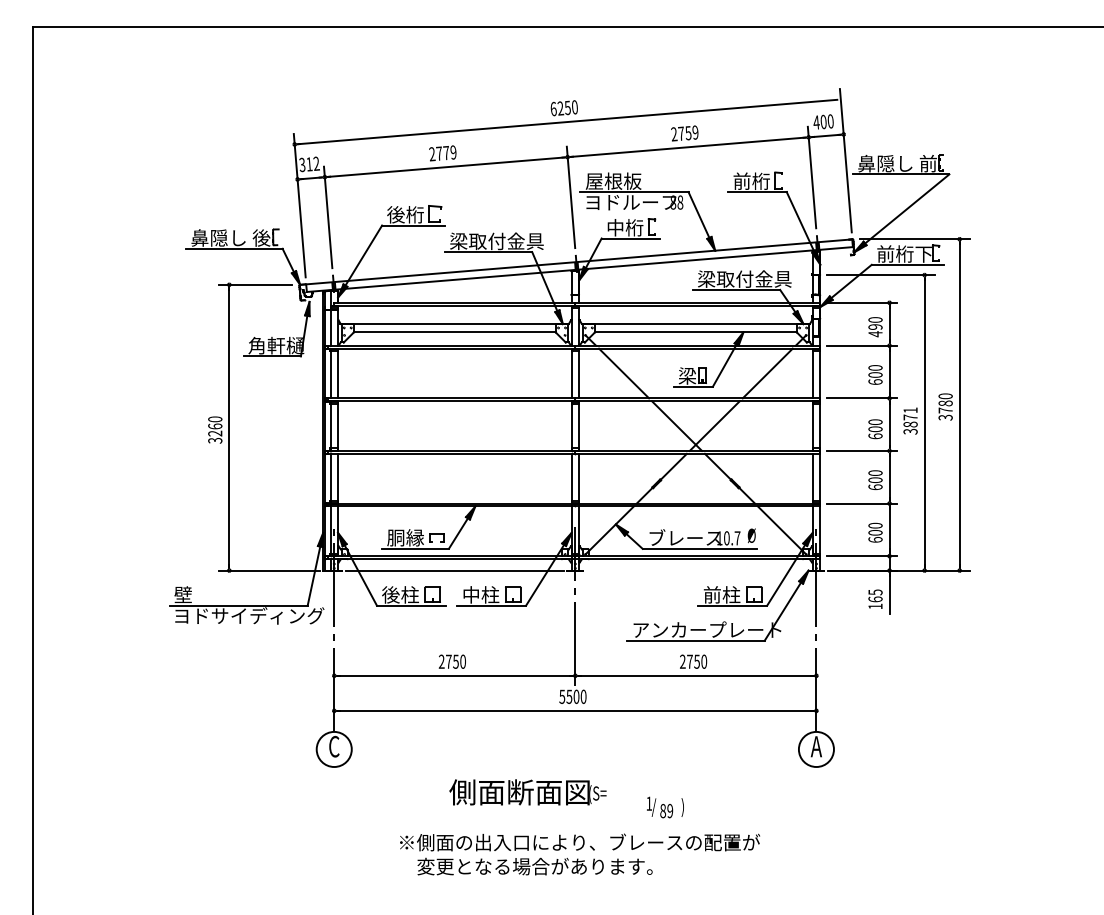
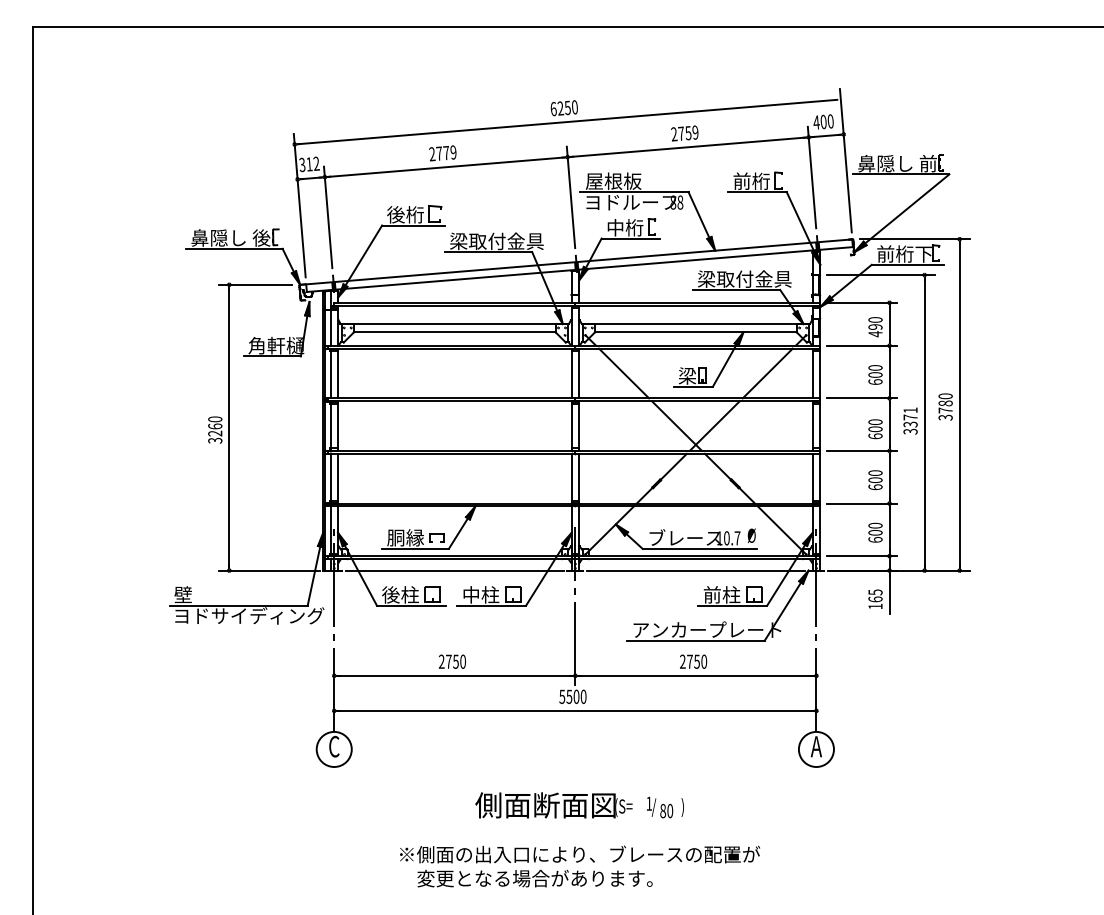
text: 3871 -> 3371 (910, 424)
line: none -> present (695, 571)
text position: (527, 792) -> (553, 805) (553, 805)
text: 89 -> 80 (670, 811)
text position: (580, 854) -> (580, 866) (580, 866)
